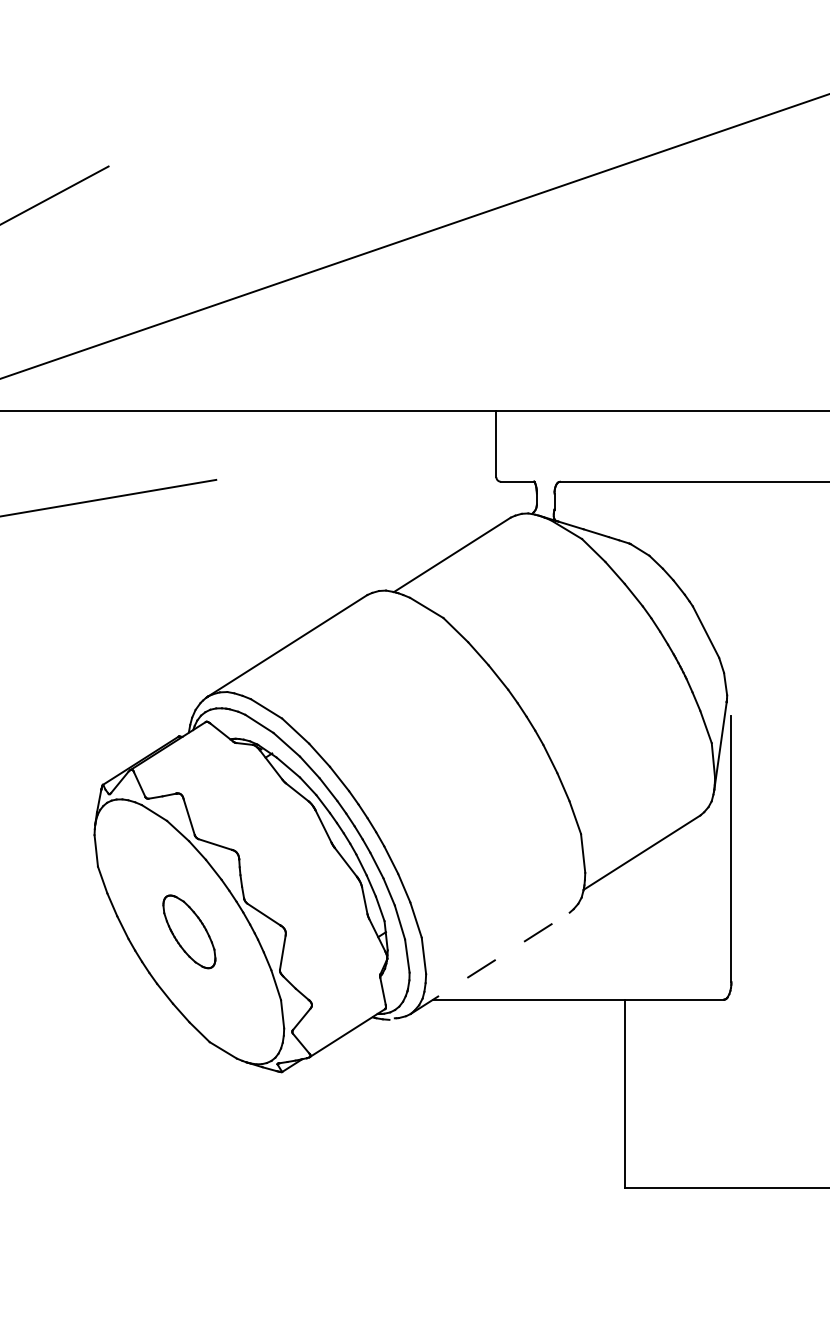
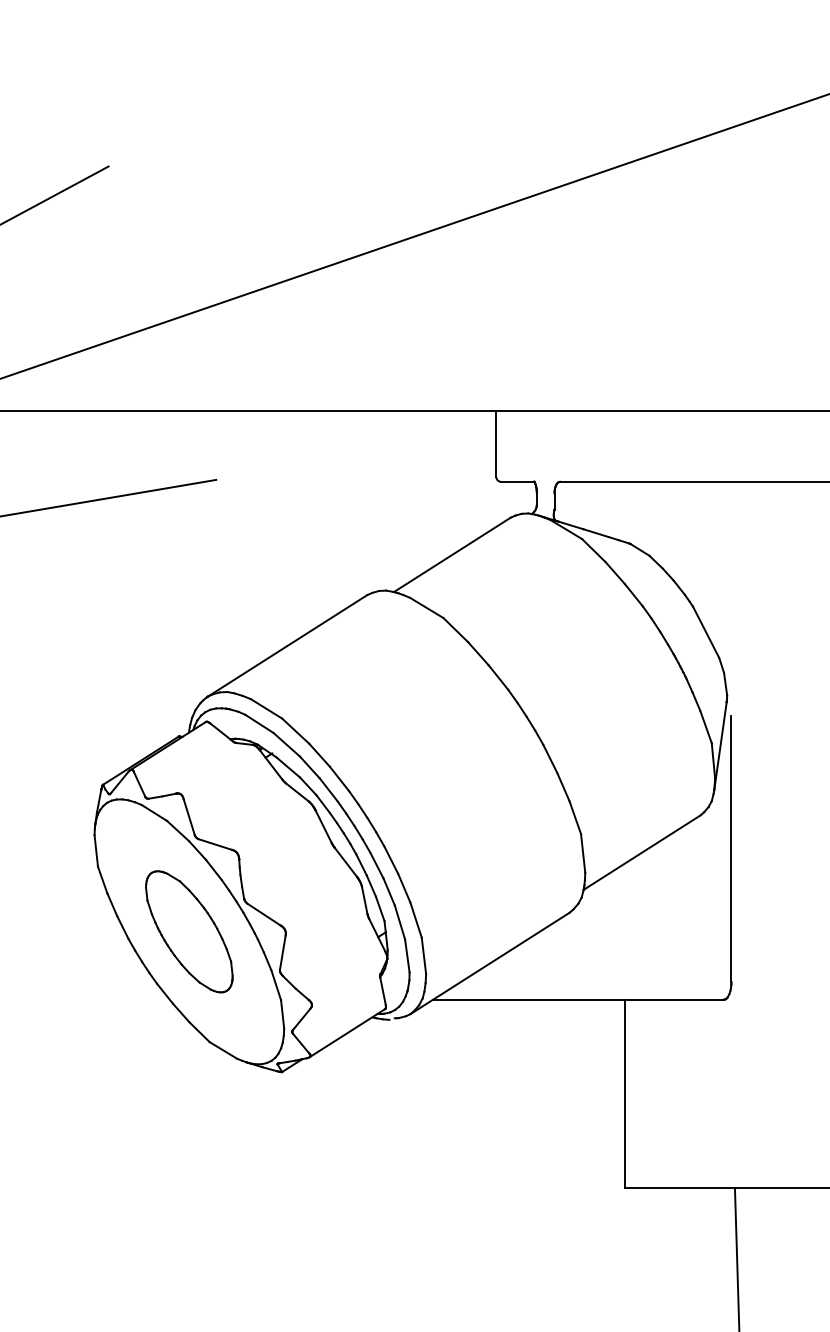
part size: 55x76 px -> 89x124 px (189, 931)
line: dashed -> solid (490, 963)
line: none -> present (736, 1257)
